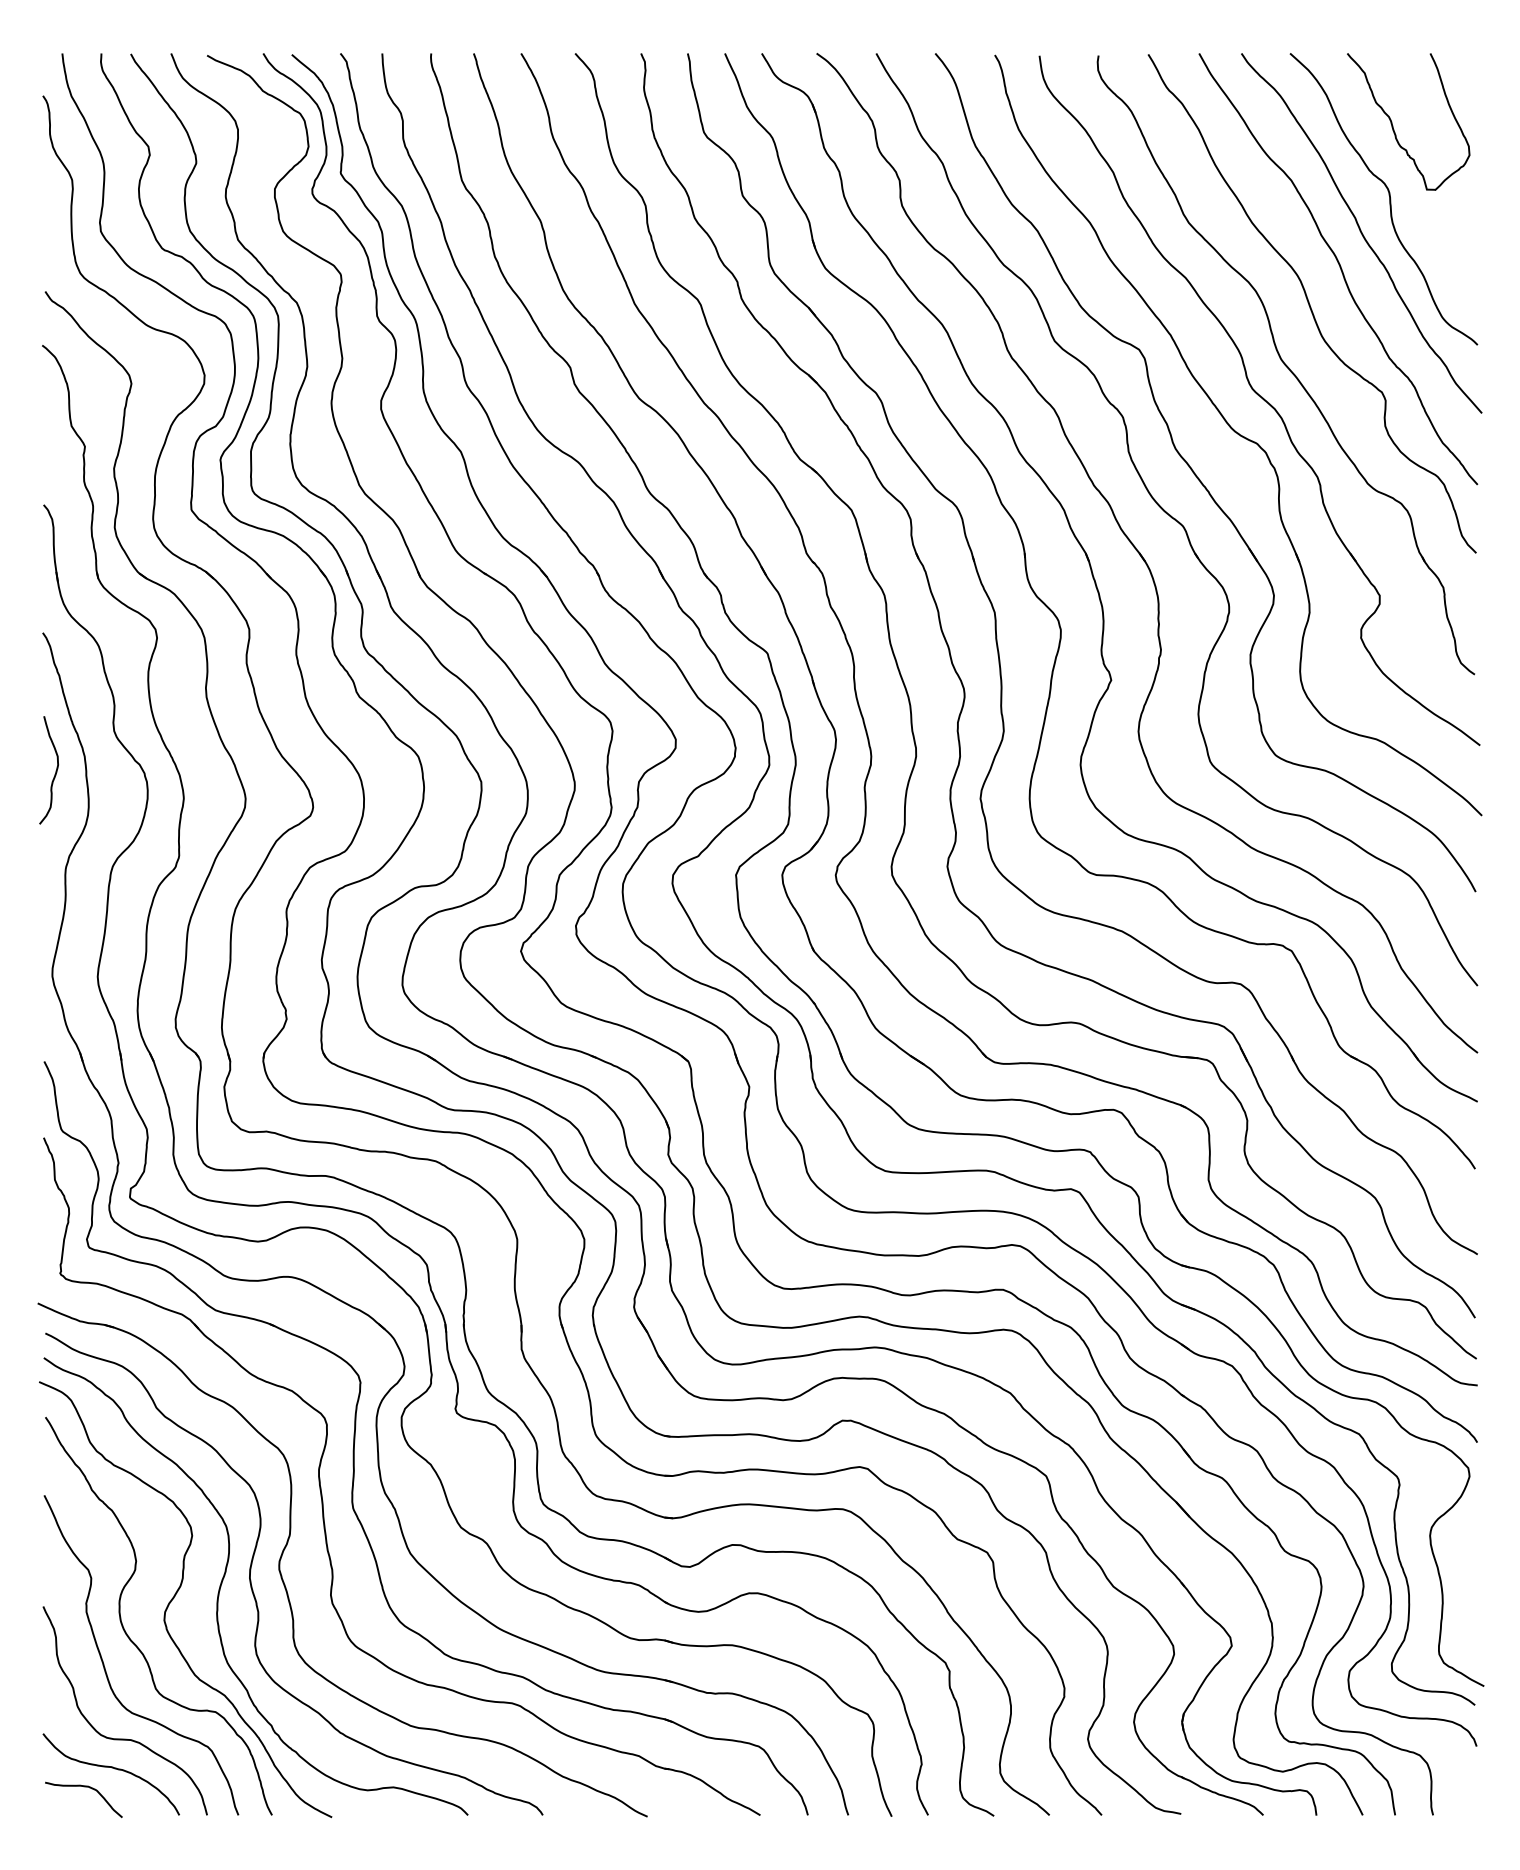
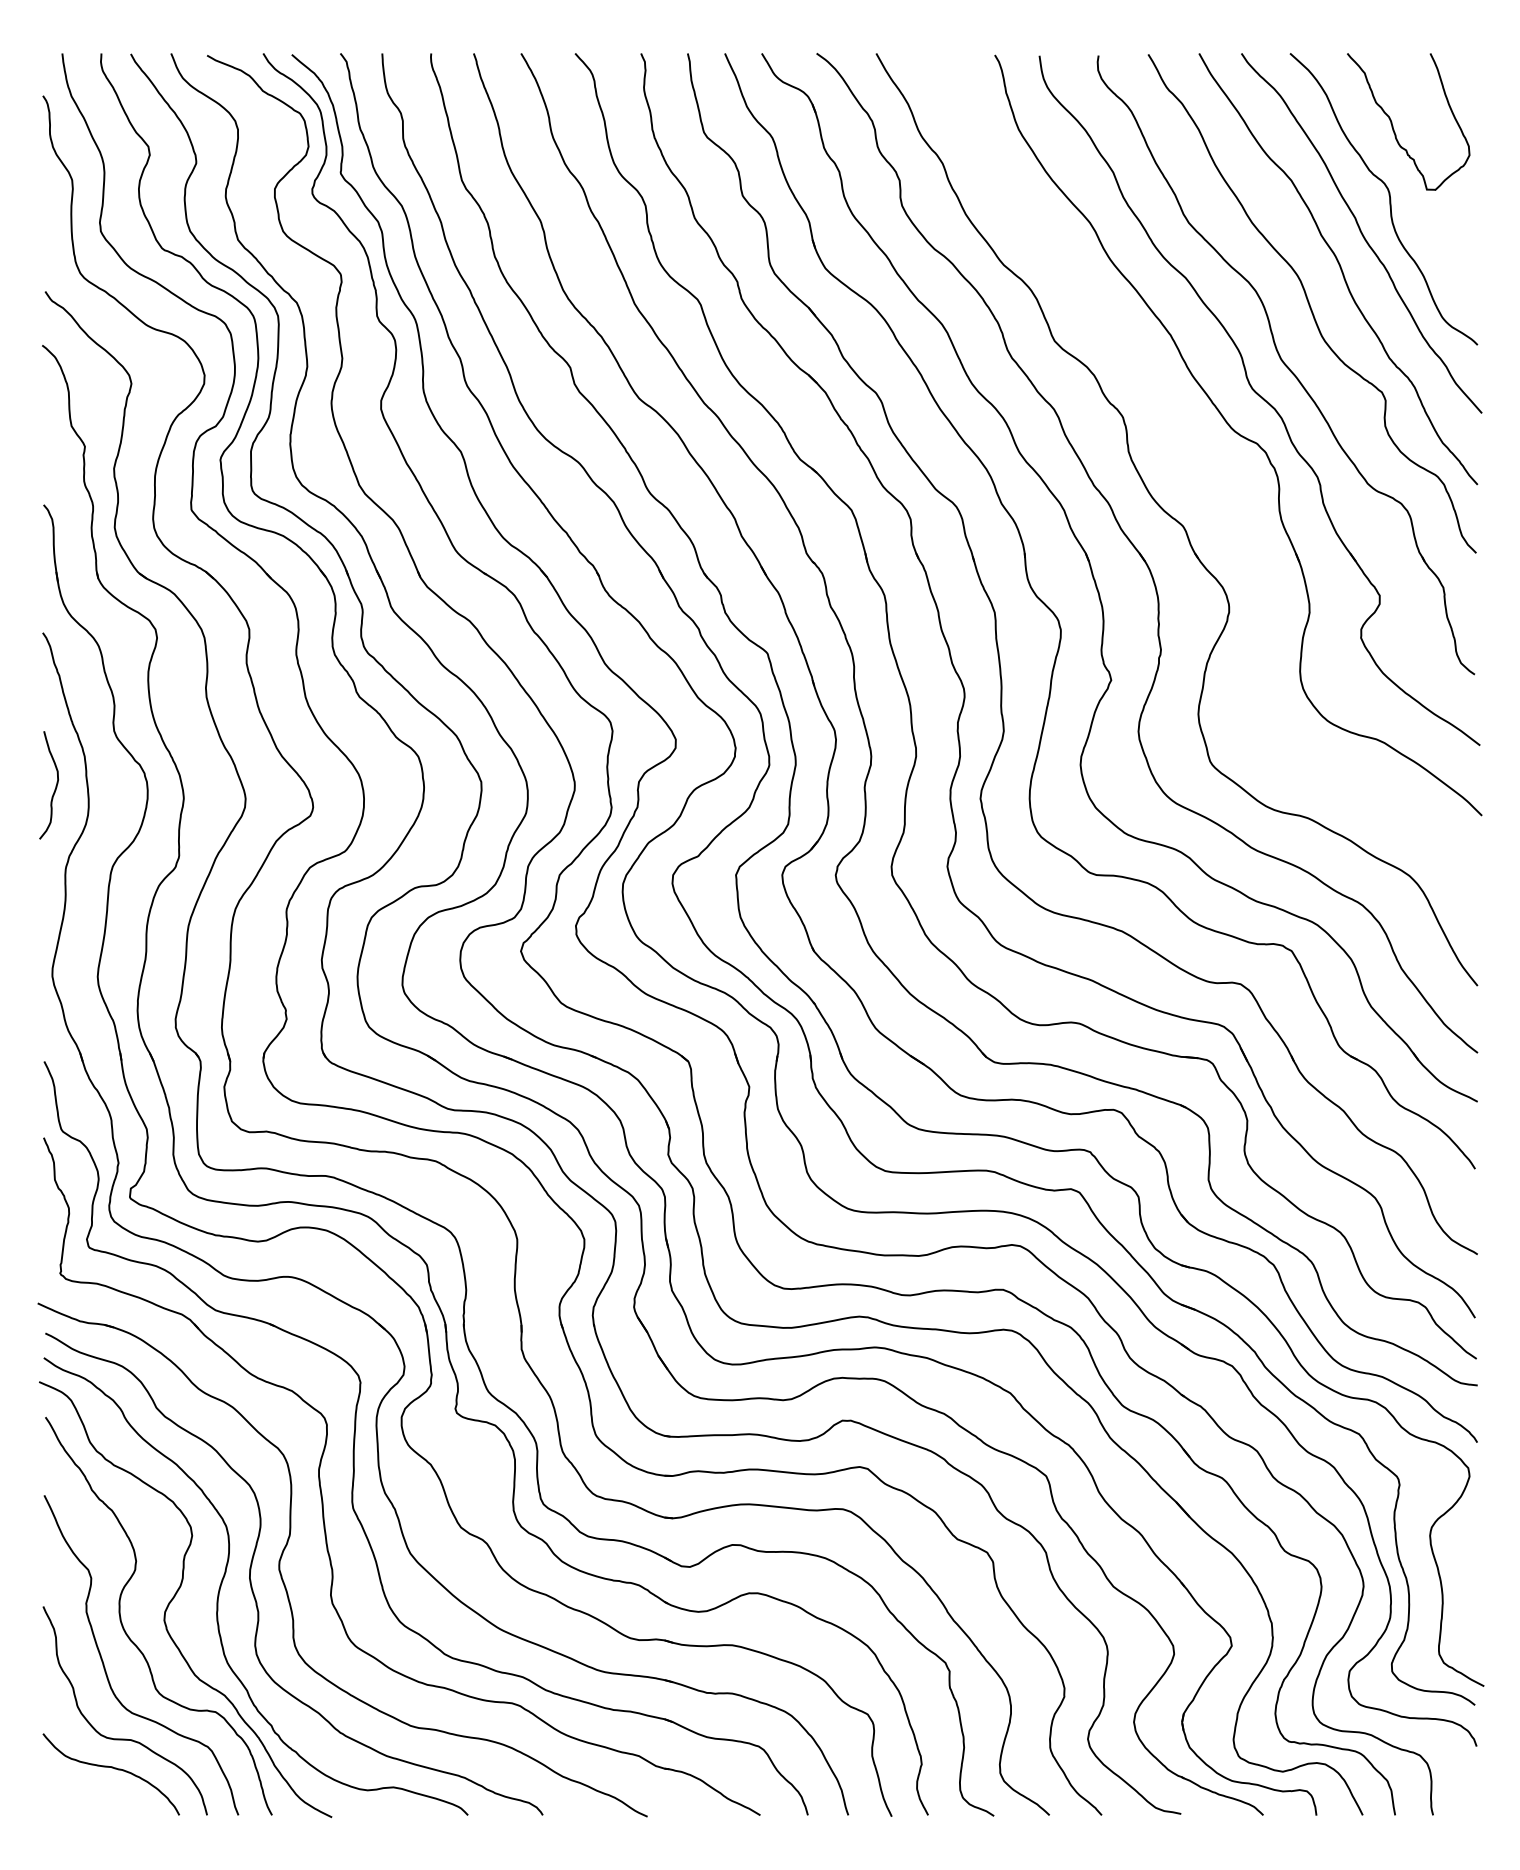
part: present -> none (1199, 478)
curve position: (55, 770) -> (55, 785) (55, 785)
curve: present -> none (83, 1787)
